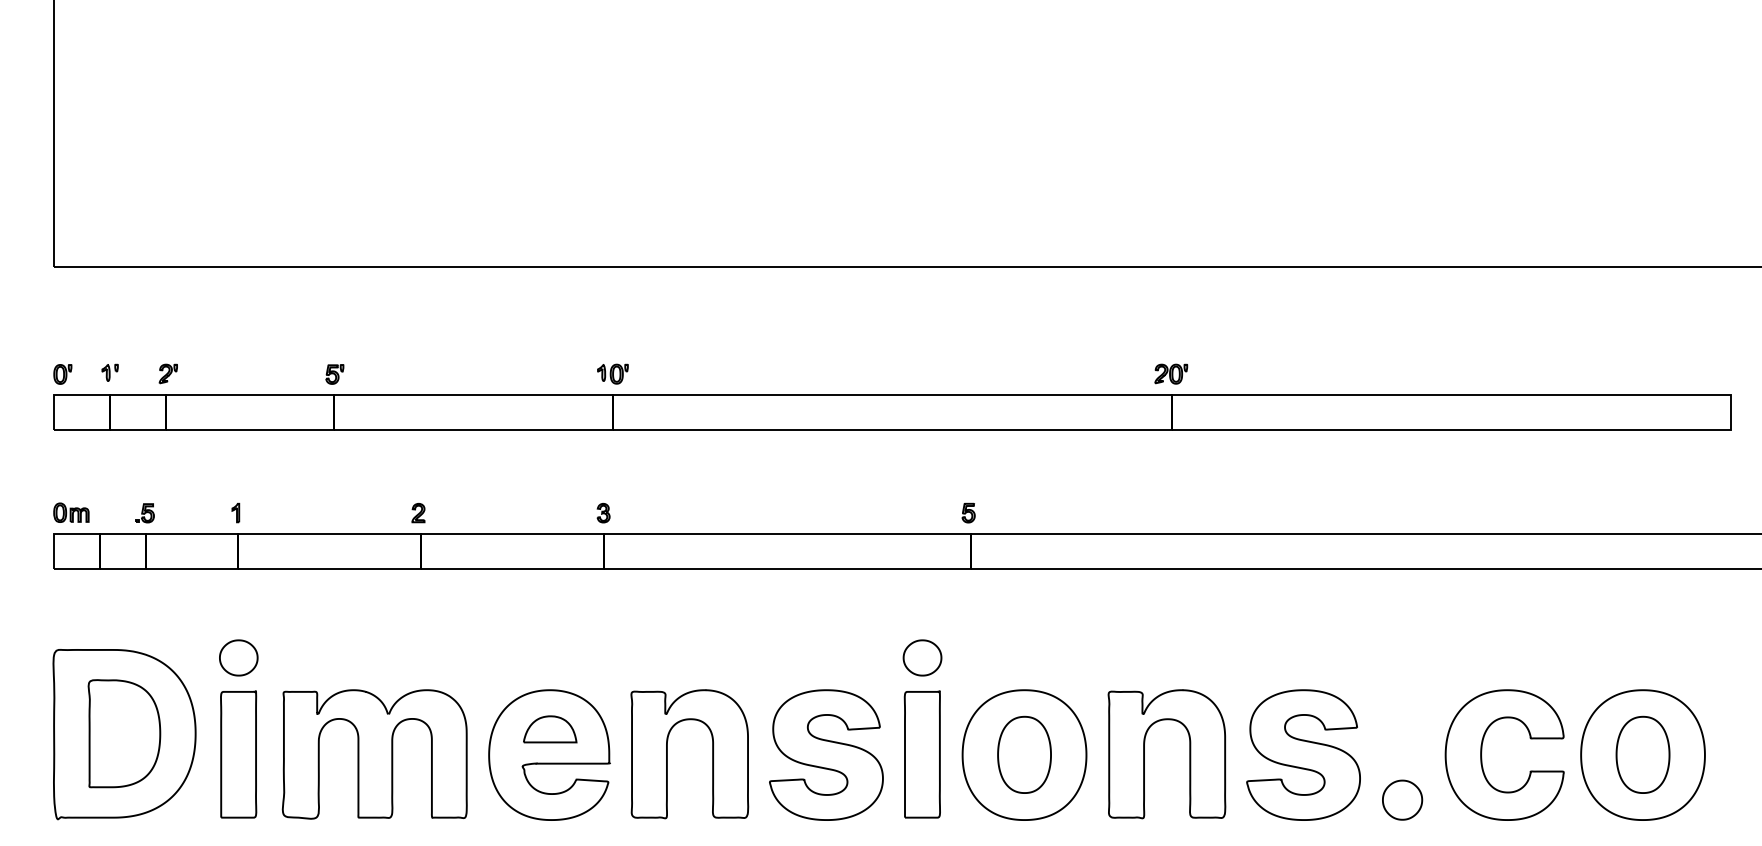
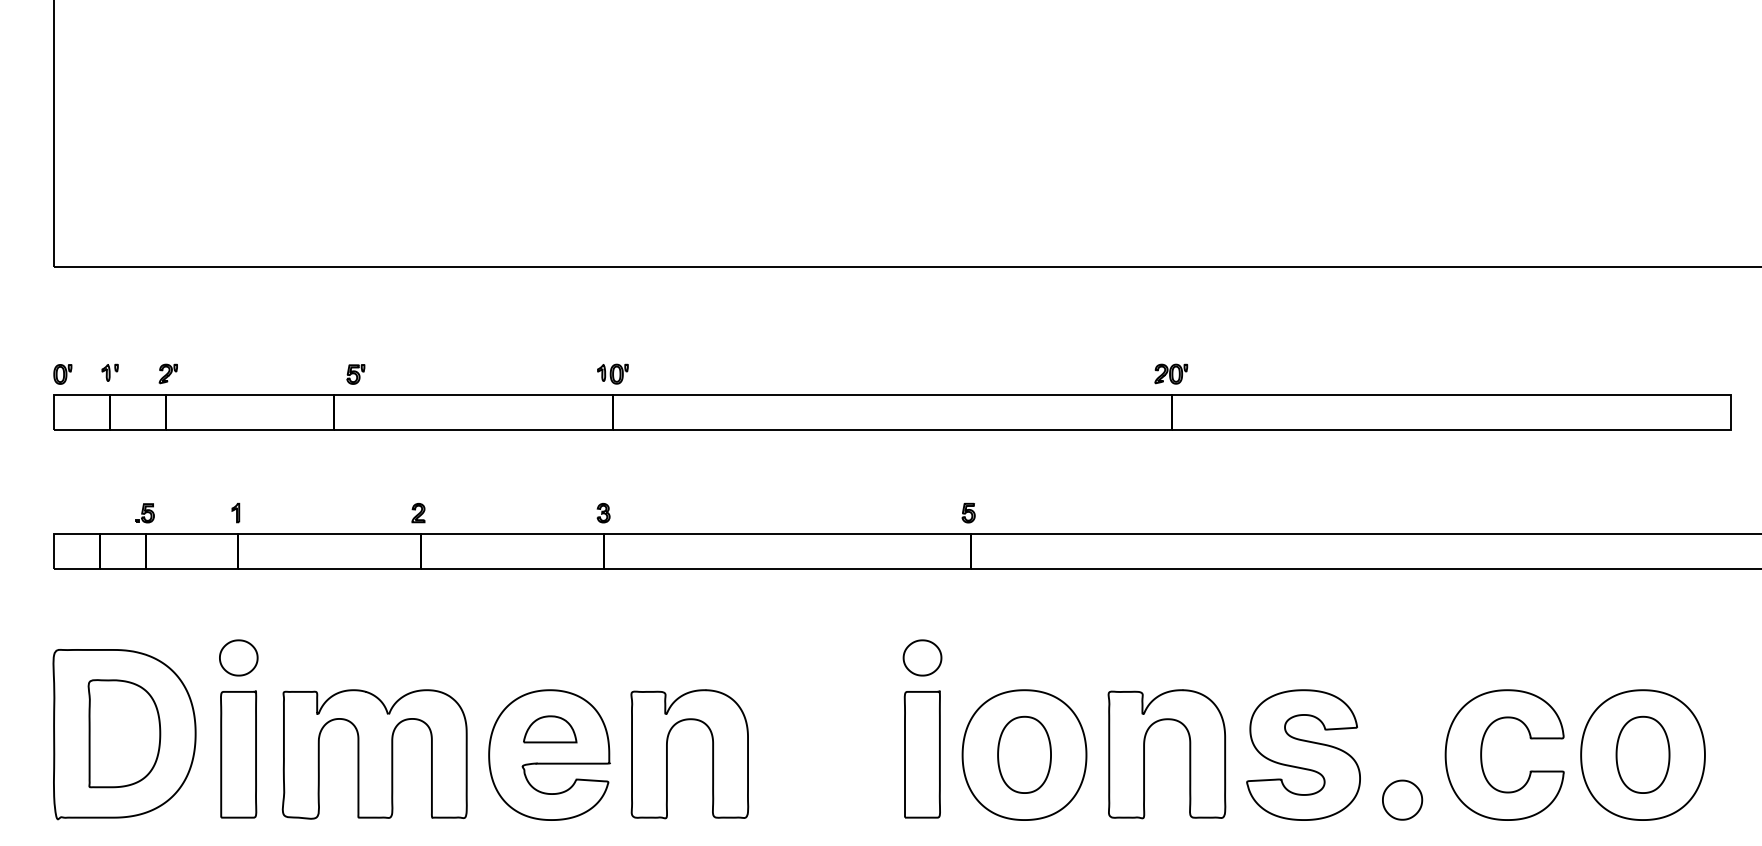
part position: (334, 374) -> (355, 374) (355, 374)
part: present -> none (71, 512)
part: present -> none (826, 754)
